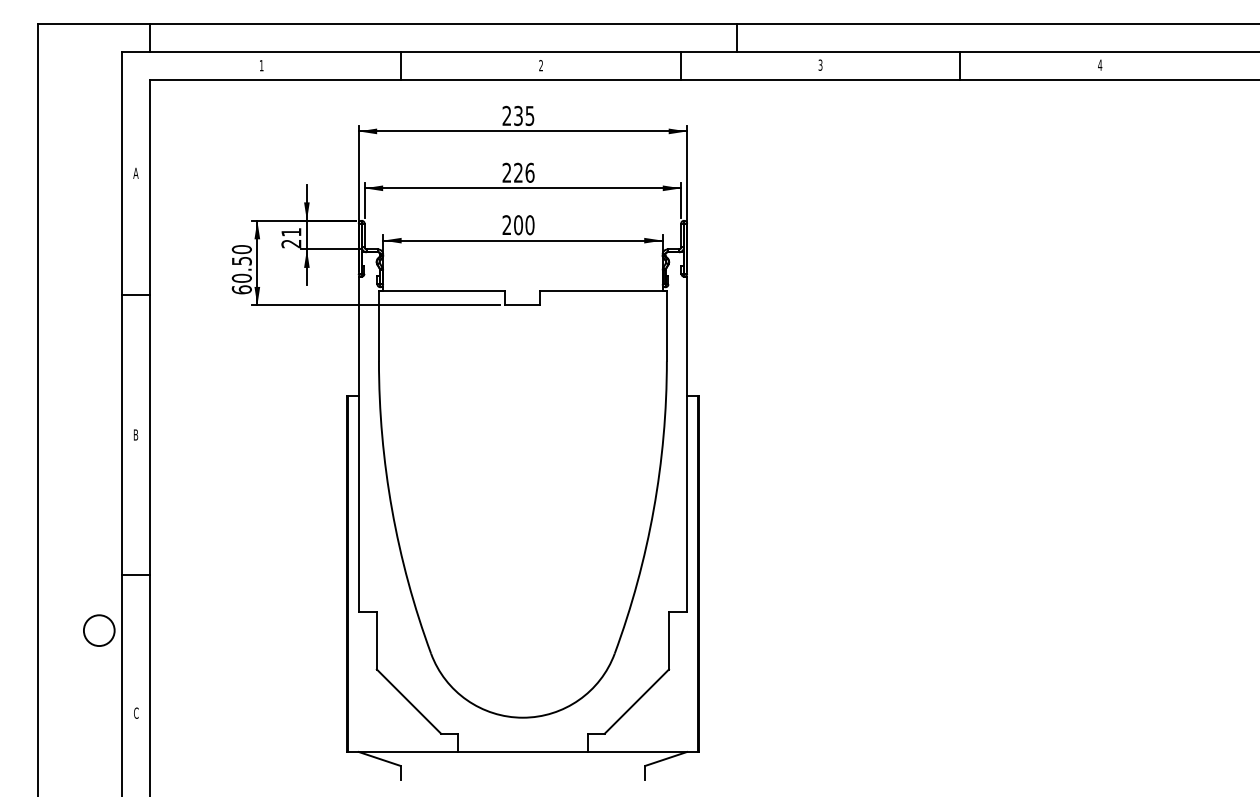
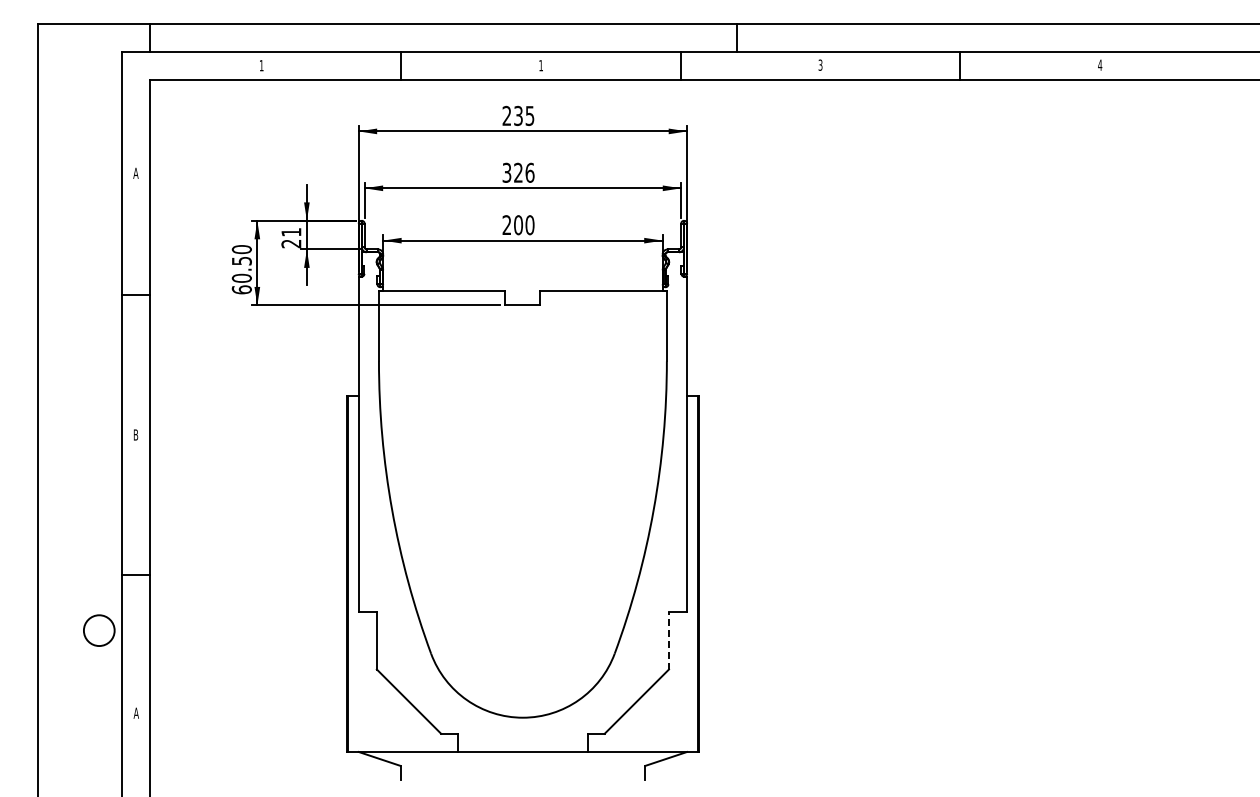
text: 2 -> 1 (540, 65)
text: 226 -> 326 (506, 172)
line: solid -> dashed (668, 640)
text: C -> A (135, 712)
